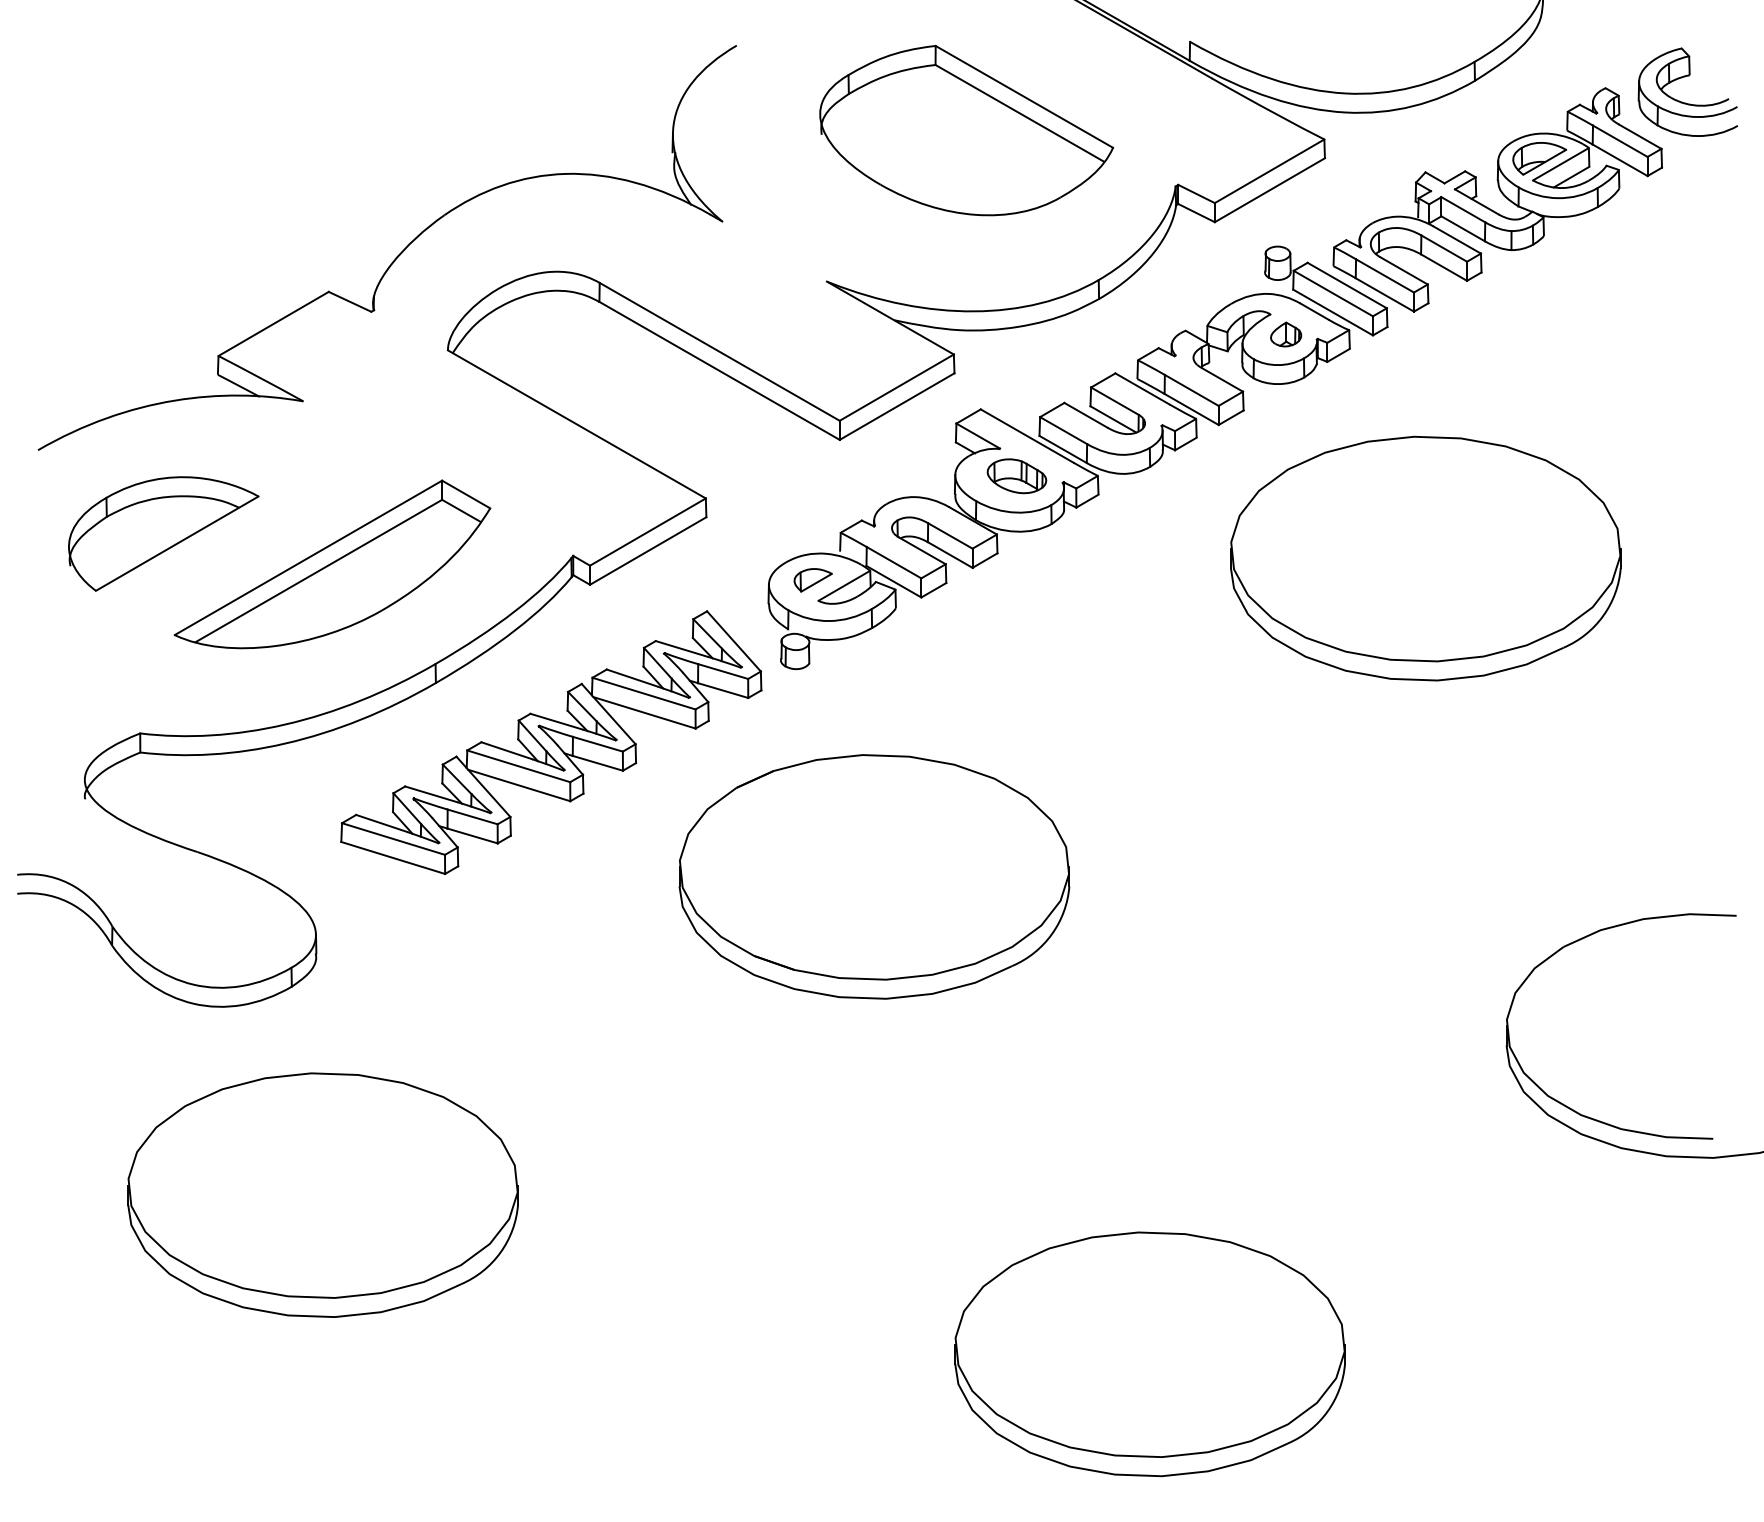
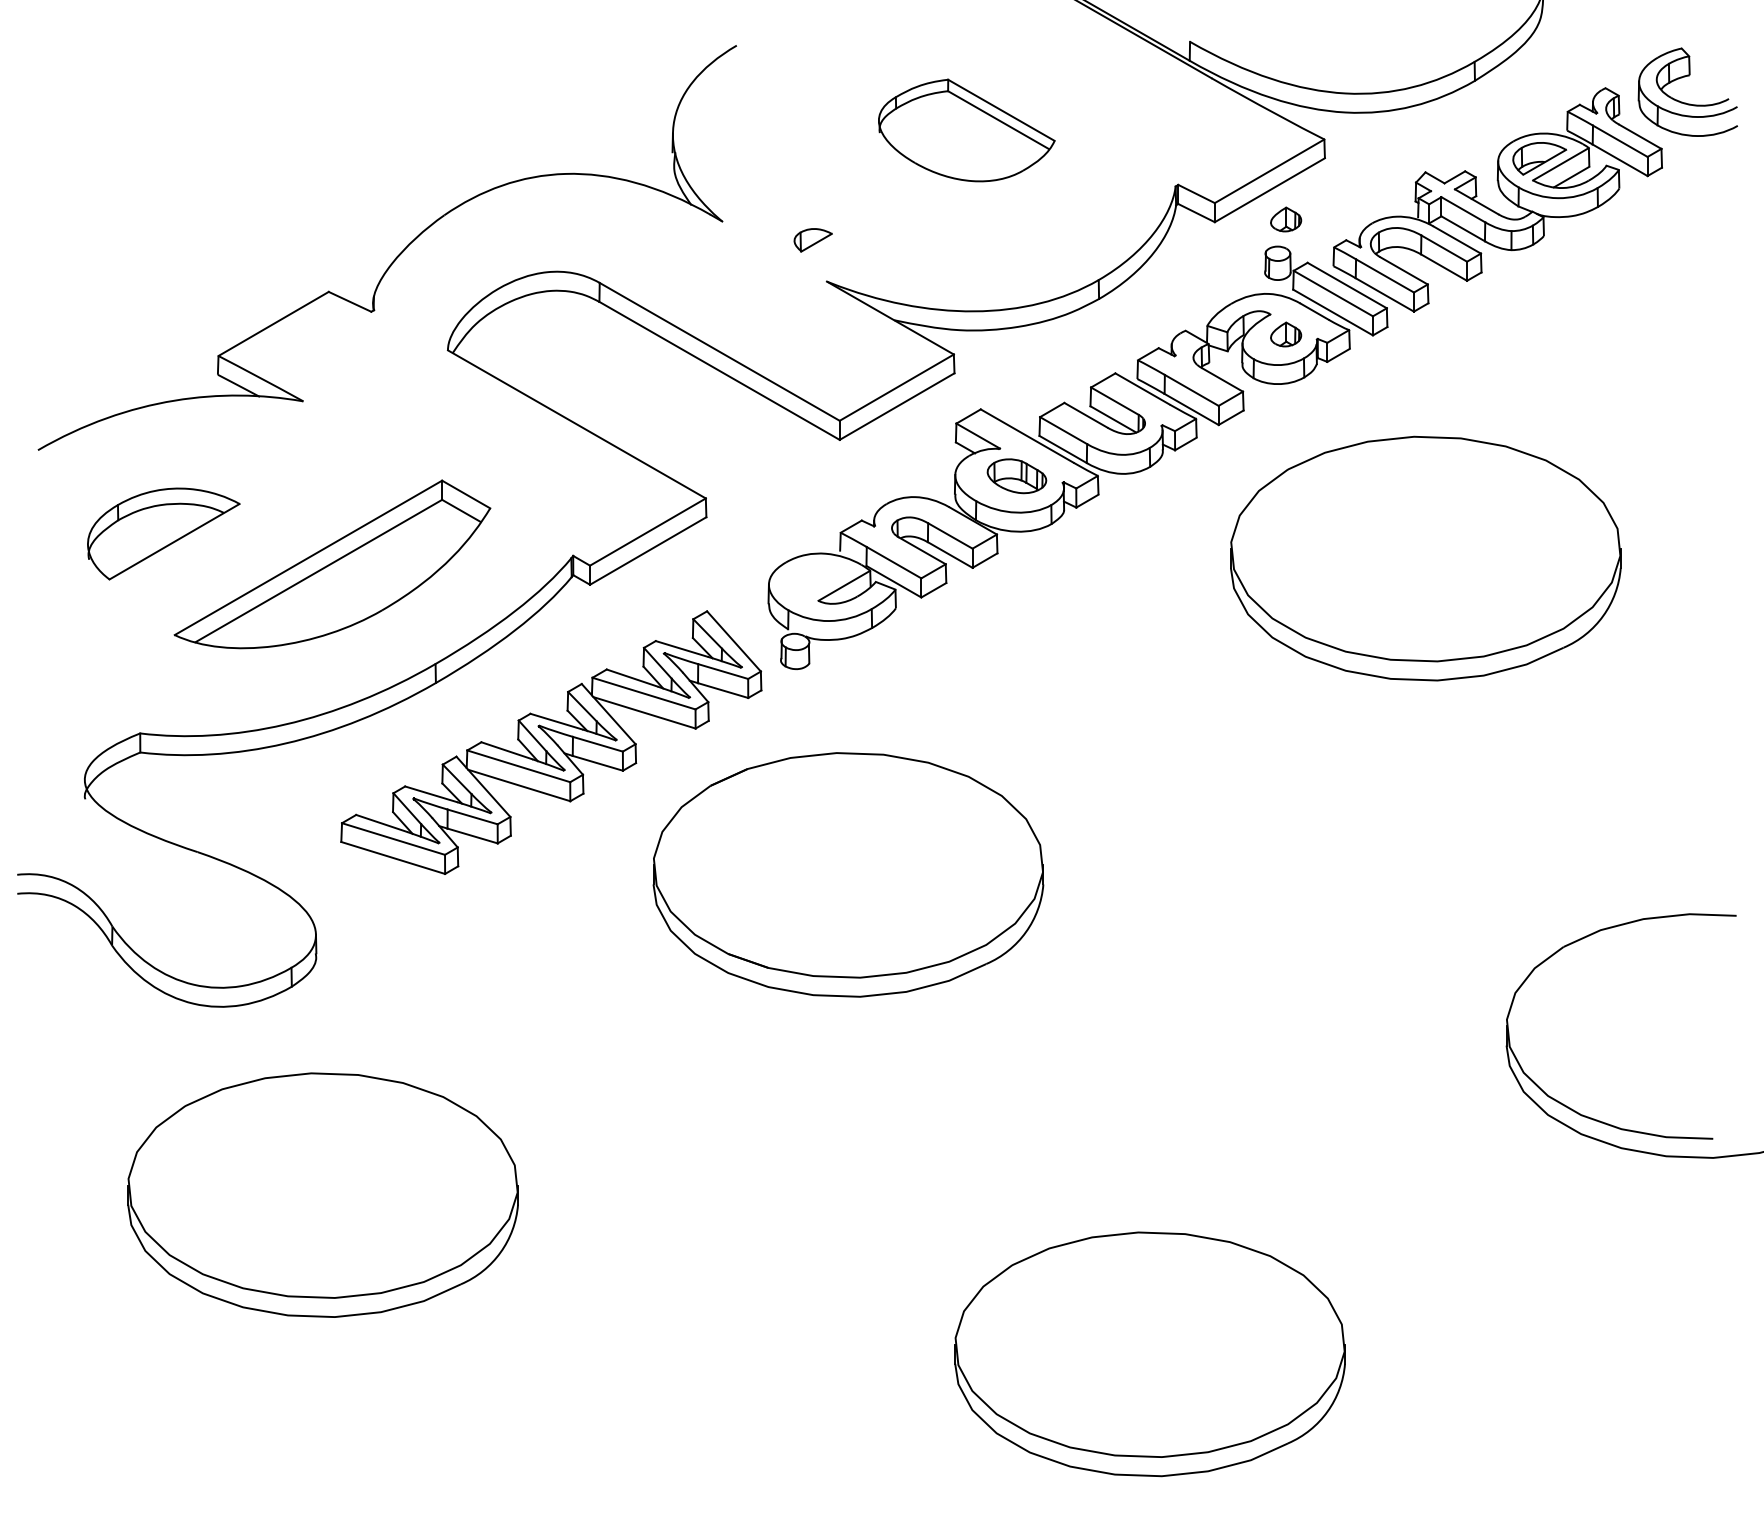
part size: 296x173 px -> 178x105 px (966, 130)
part: none -> present (1286, 219)
part size: 192x116 px -> 154x94 px (163, 533)
part position: (812, 580) -> (812, 240) (812, 240)
part position: (874, 876) -> (848, 874) (848, 874)
